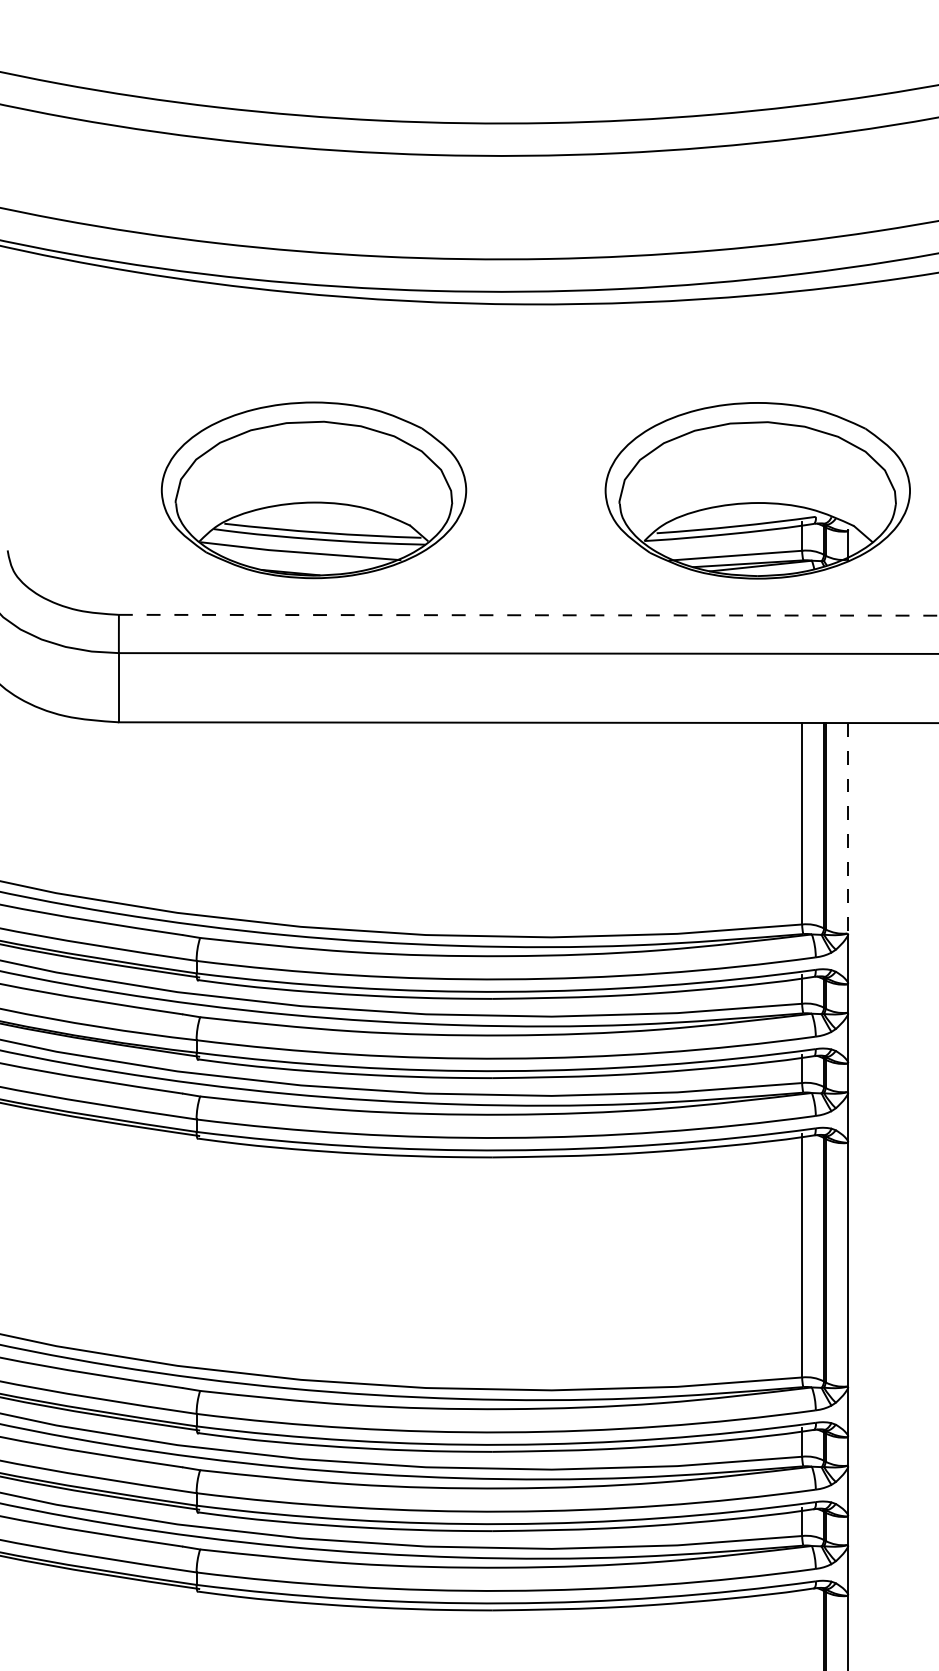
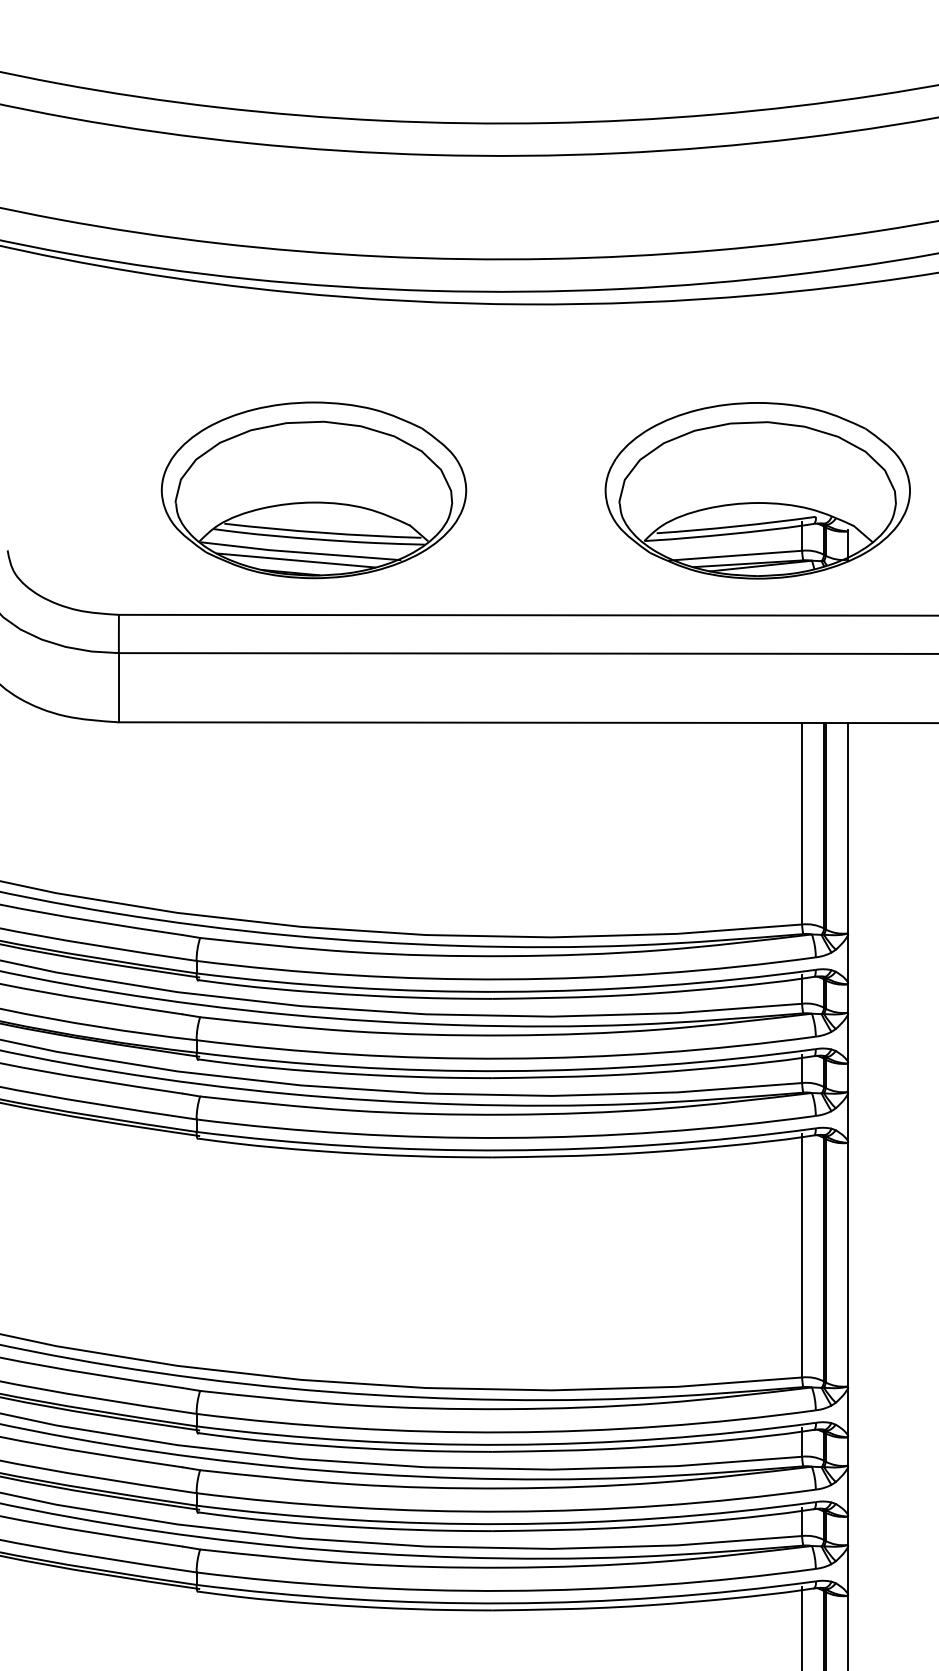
line: none -> present (296, 560)
line: dashed -> solid (528, 615)
line: dashed -> solid (848, 829)
line: none -> present (802, 1626)
